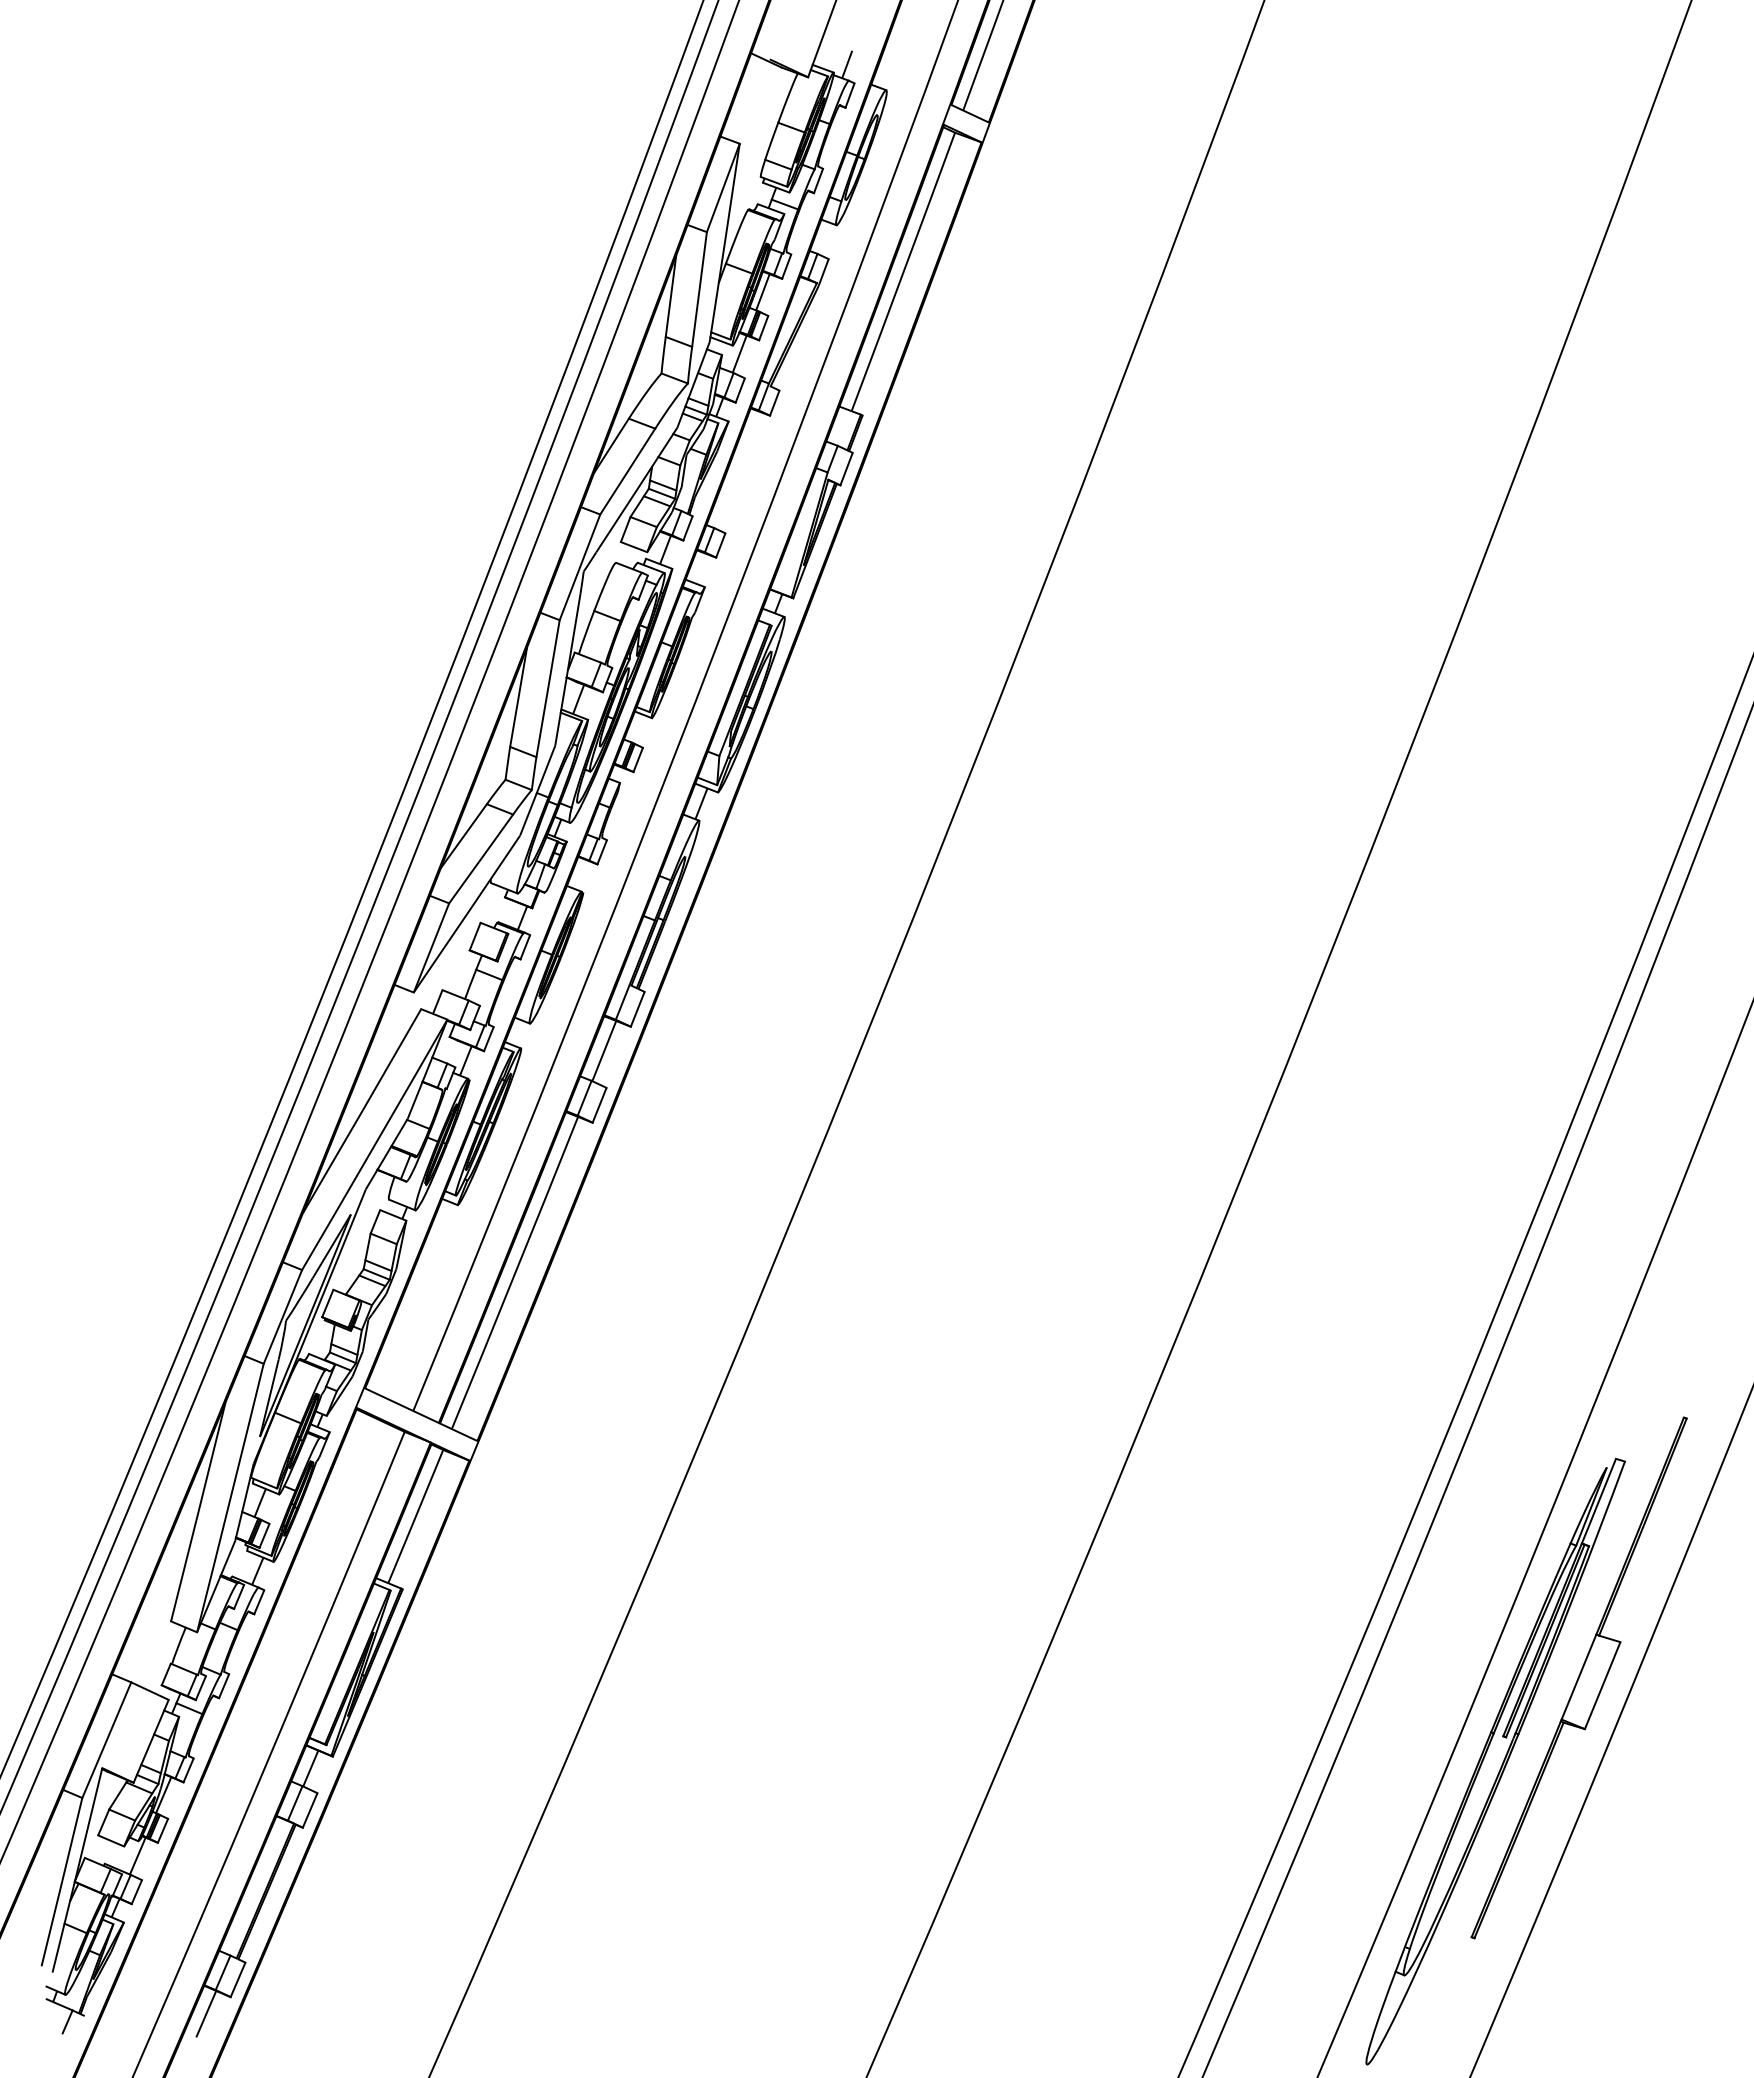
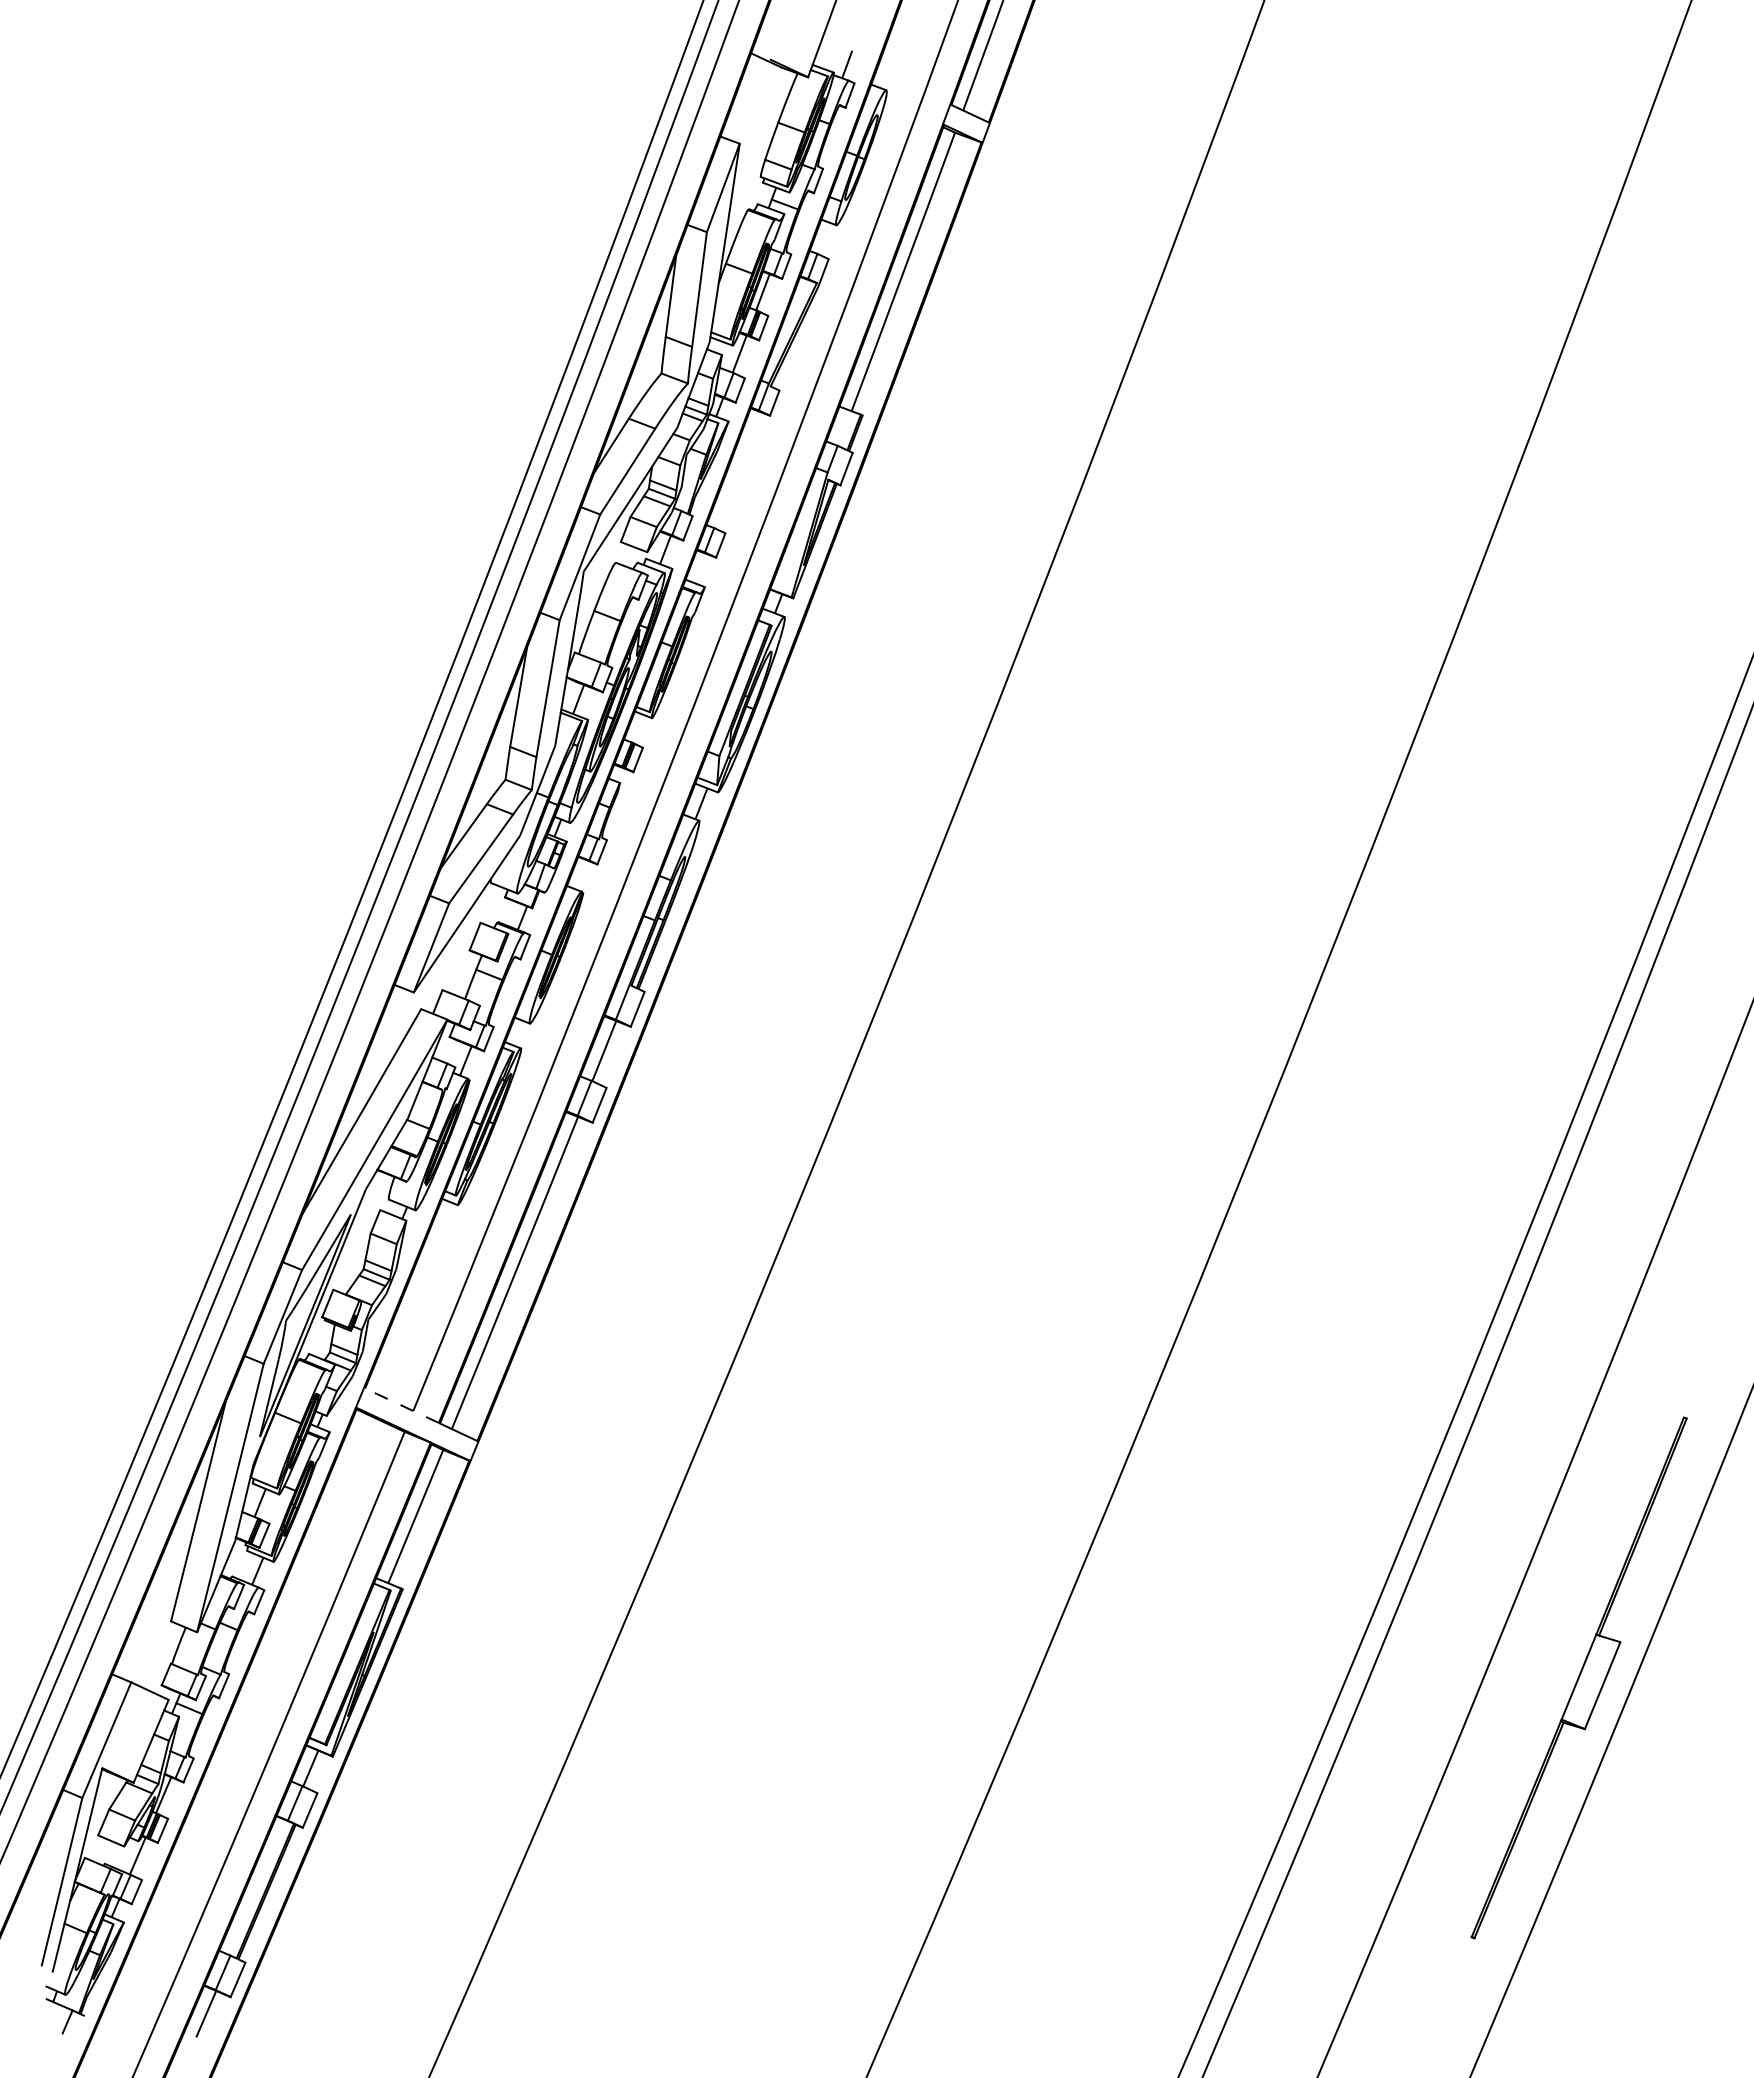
line: solid -> dashed (402, 1405)
part: present -> none (1501, 1764)
